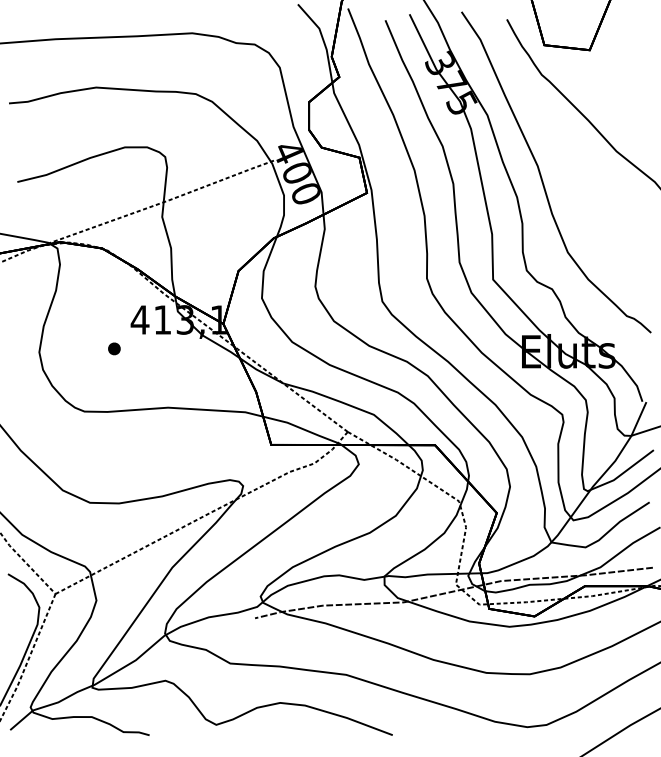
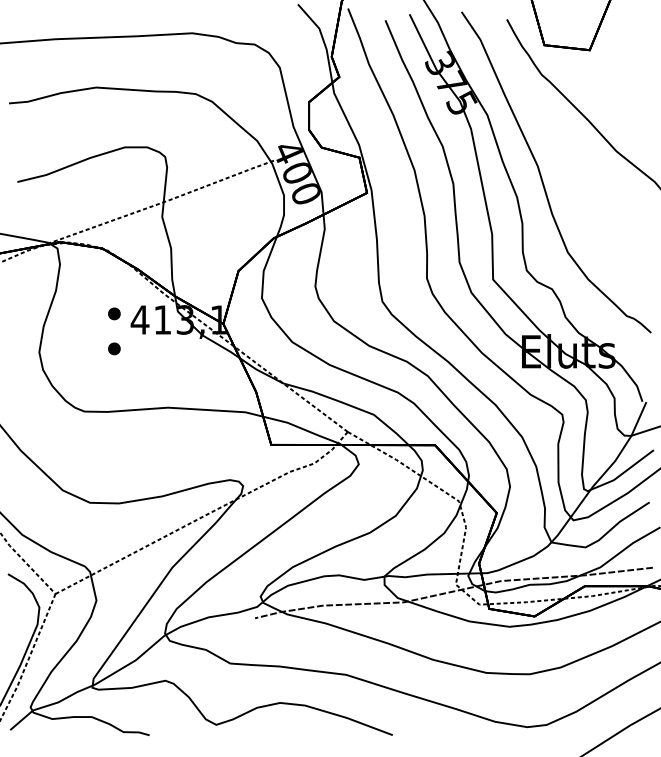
part: none -> present (114, 313)
